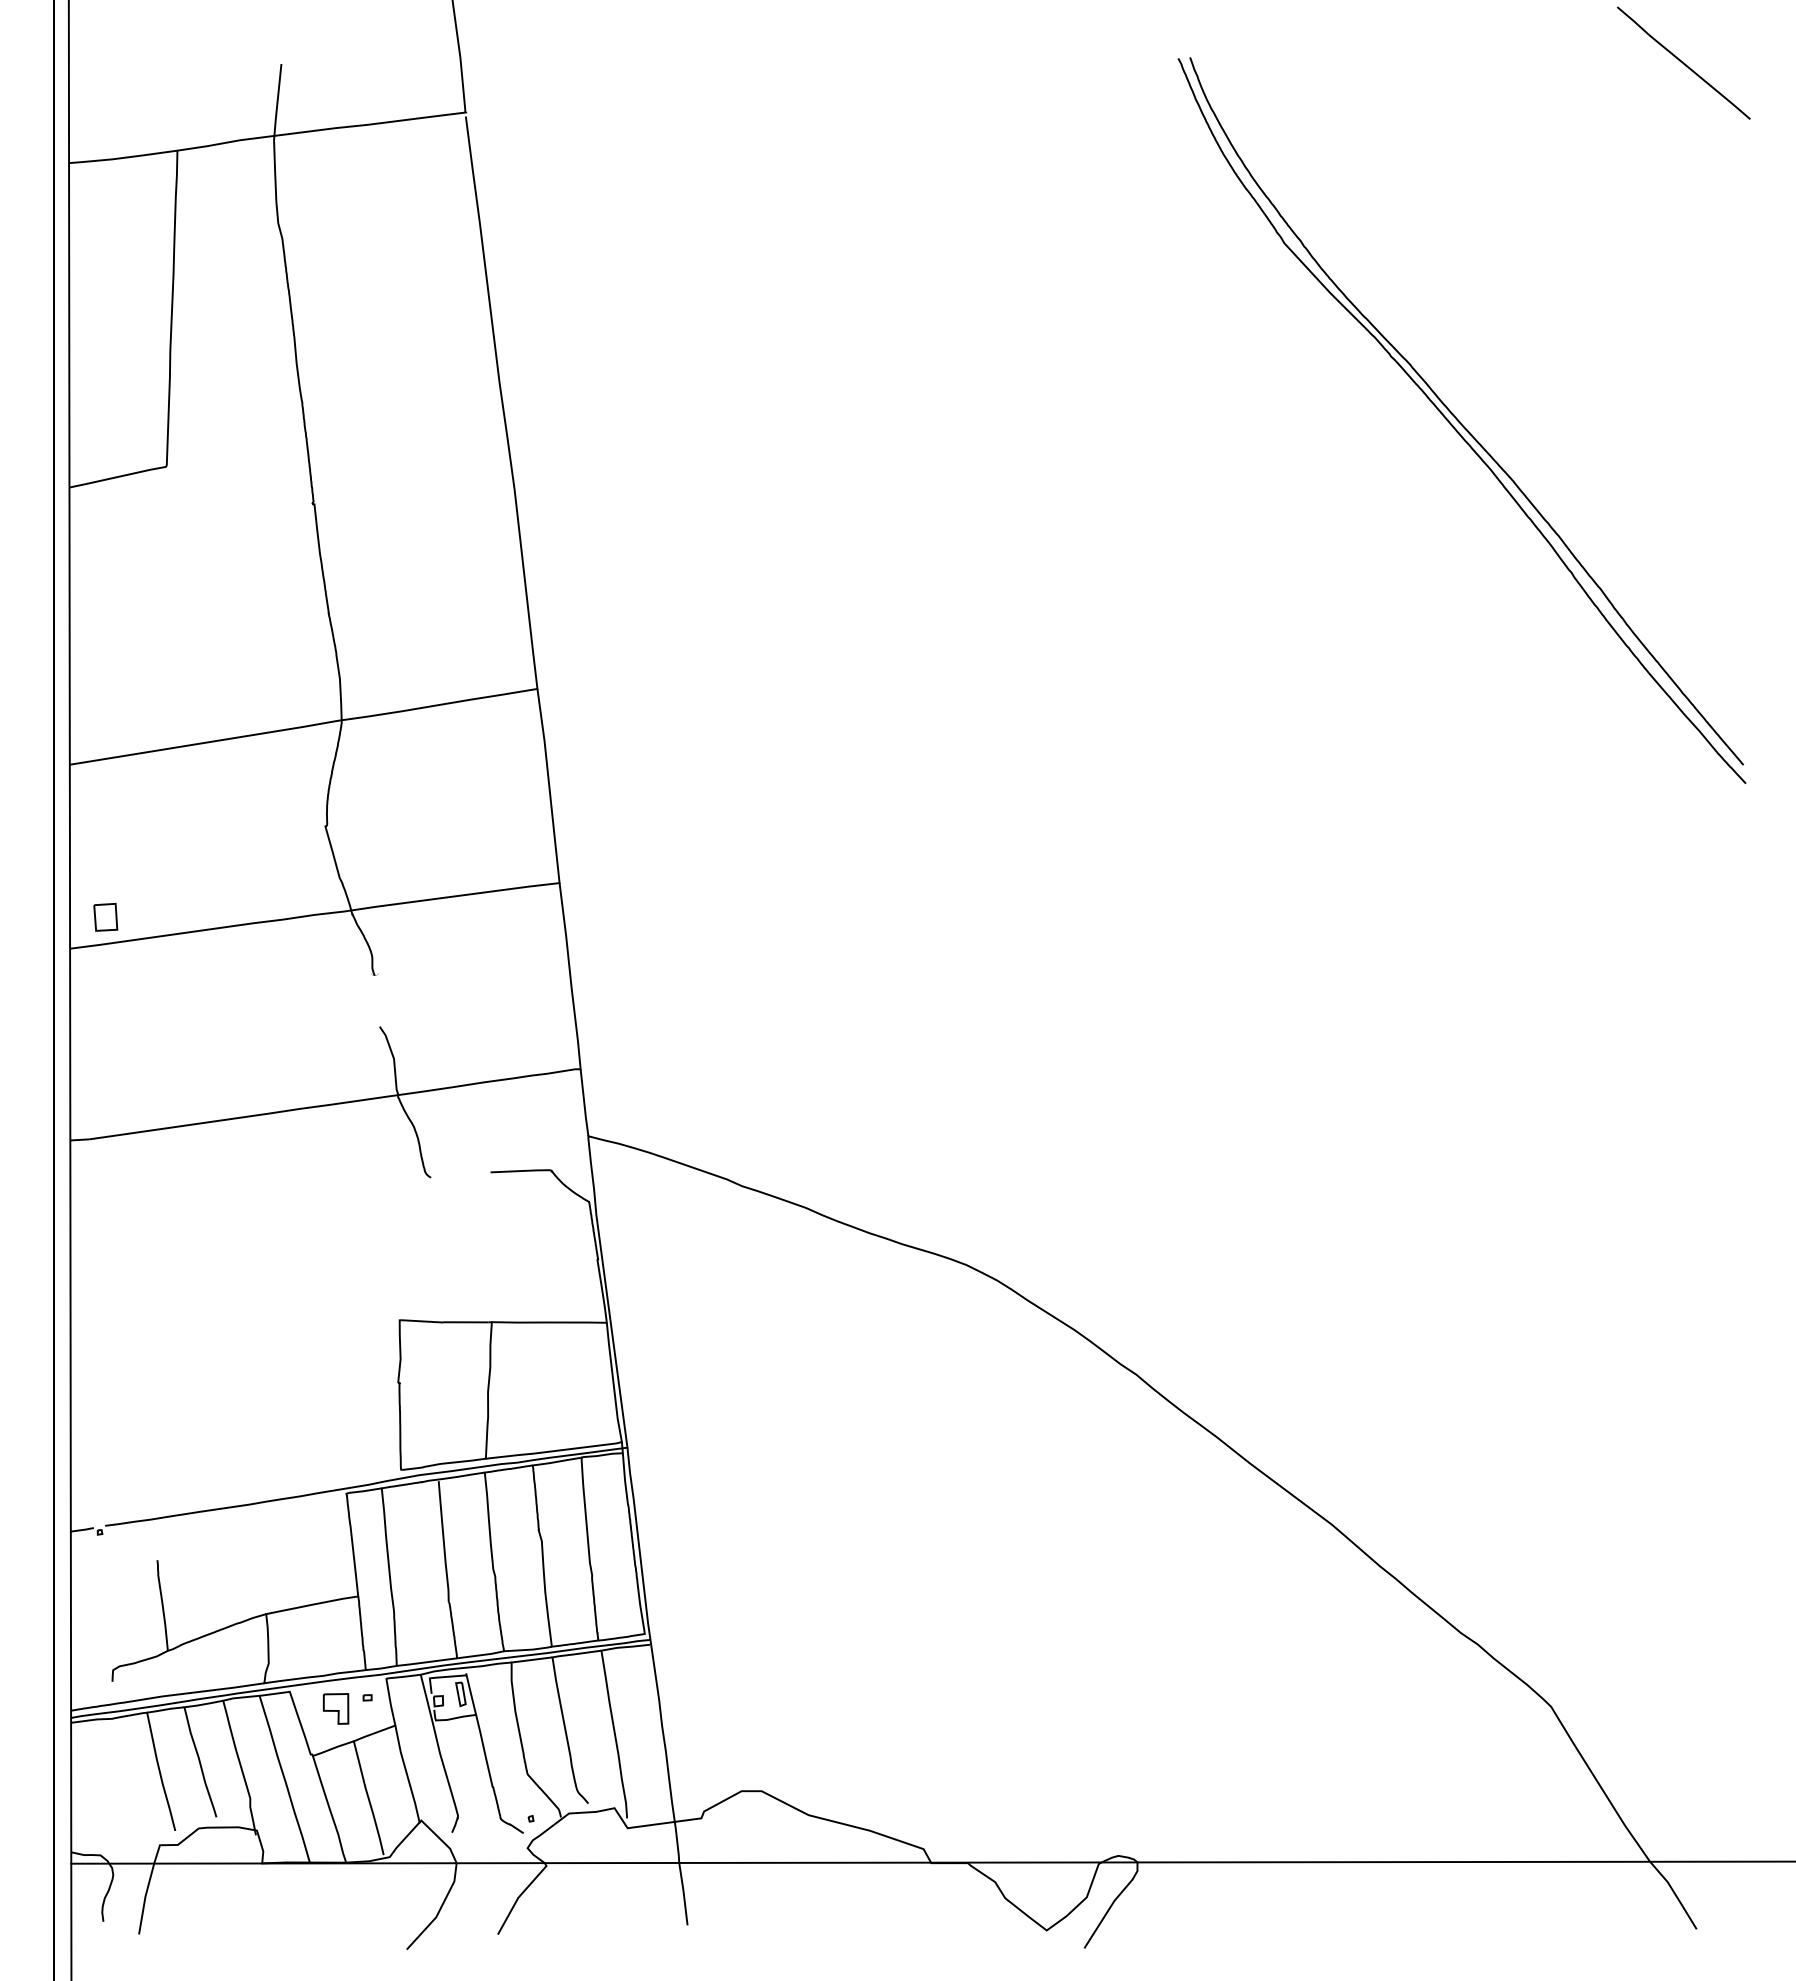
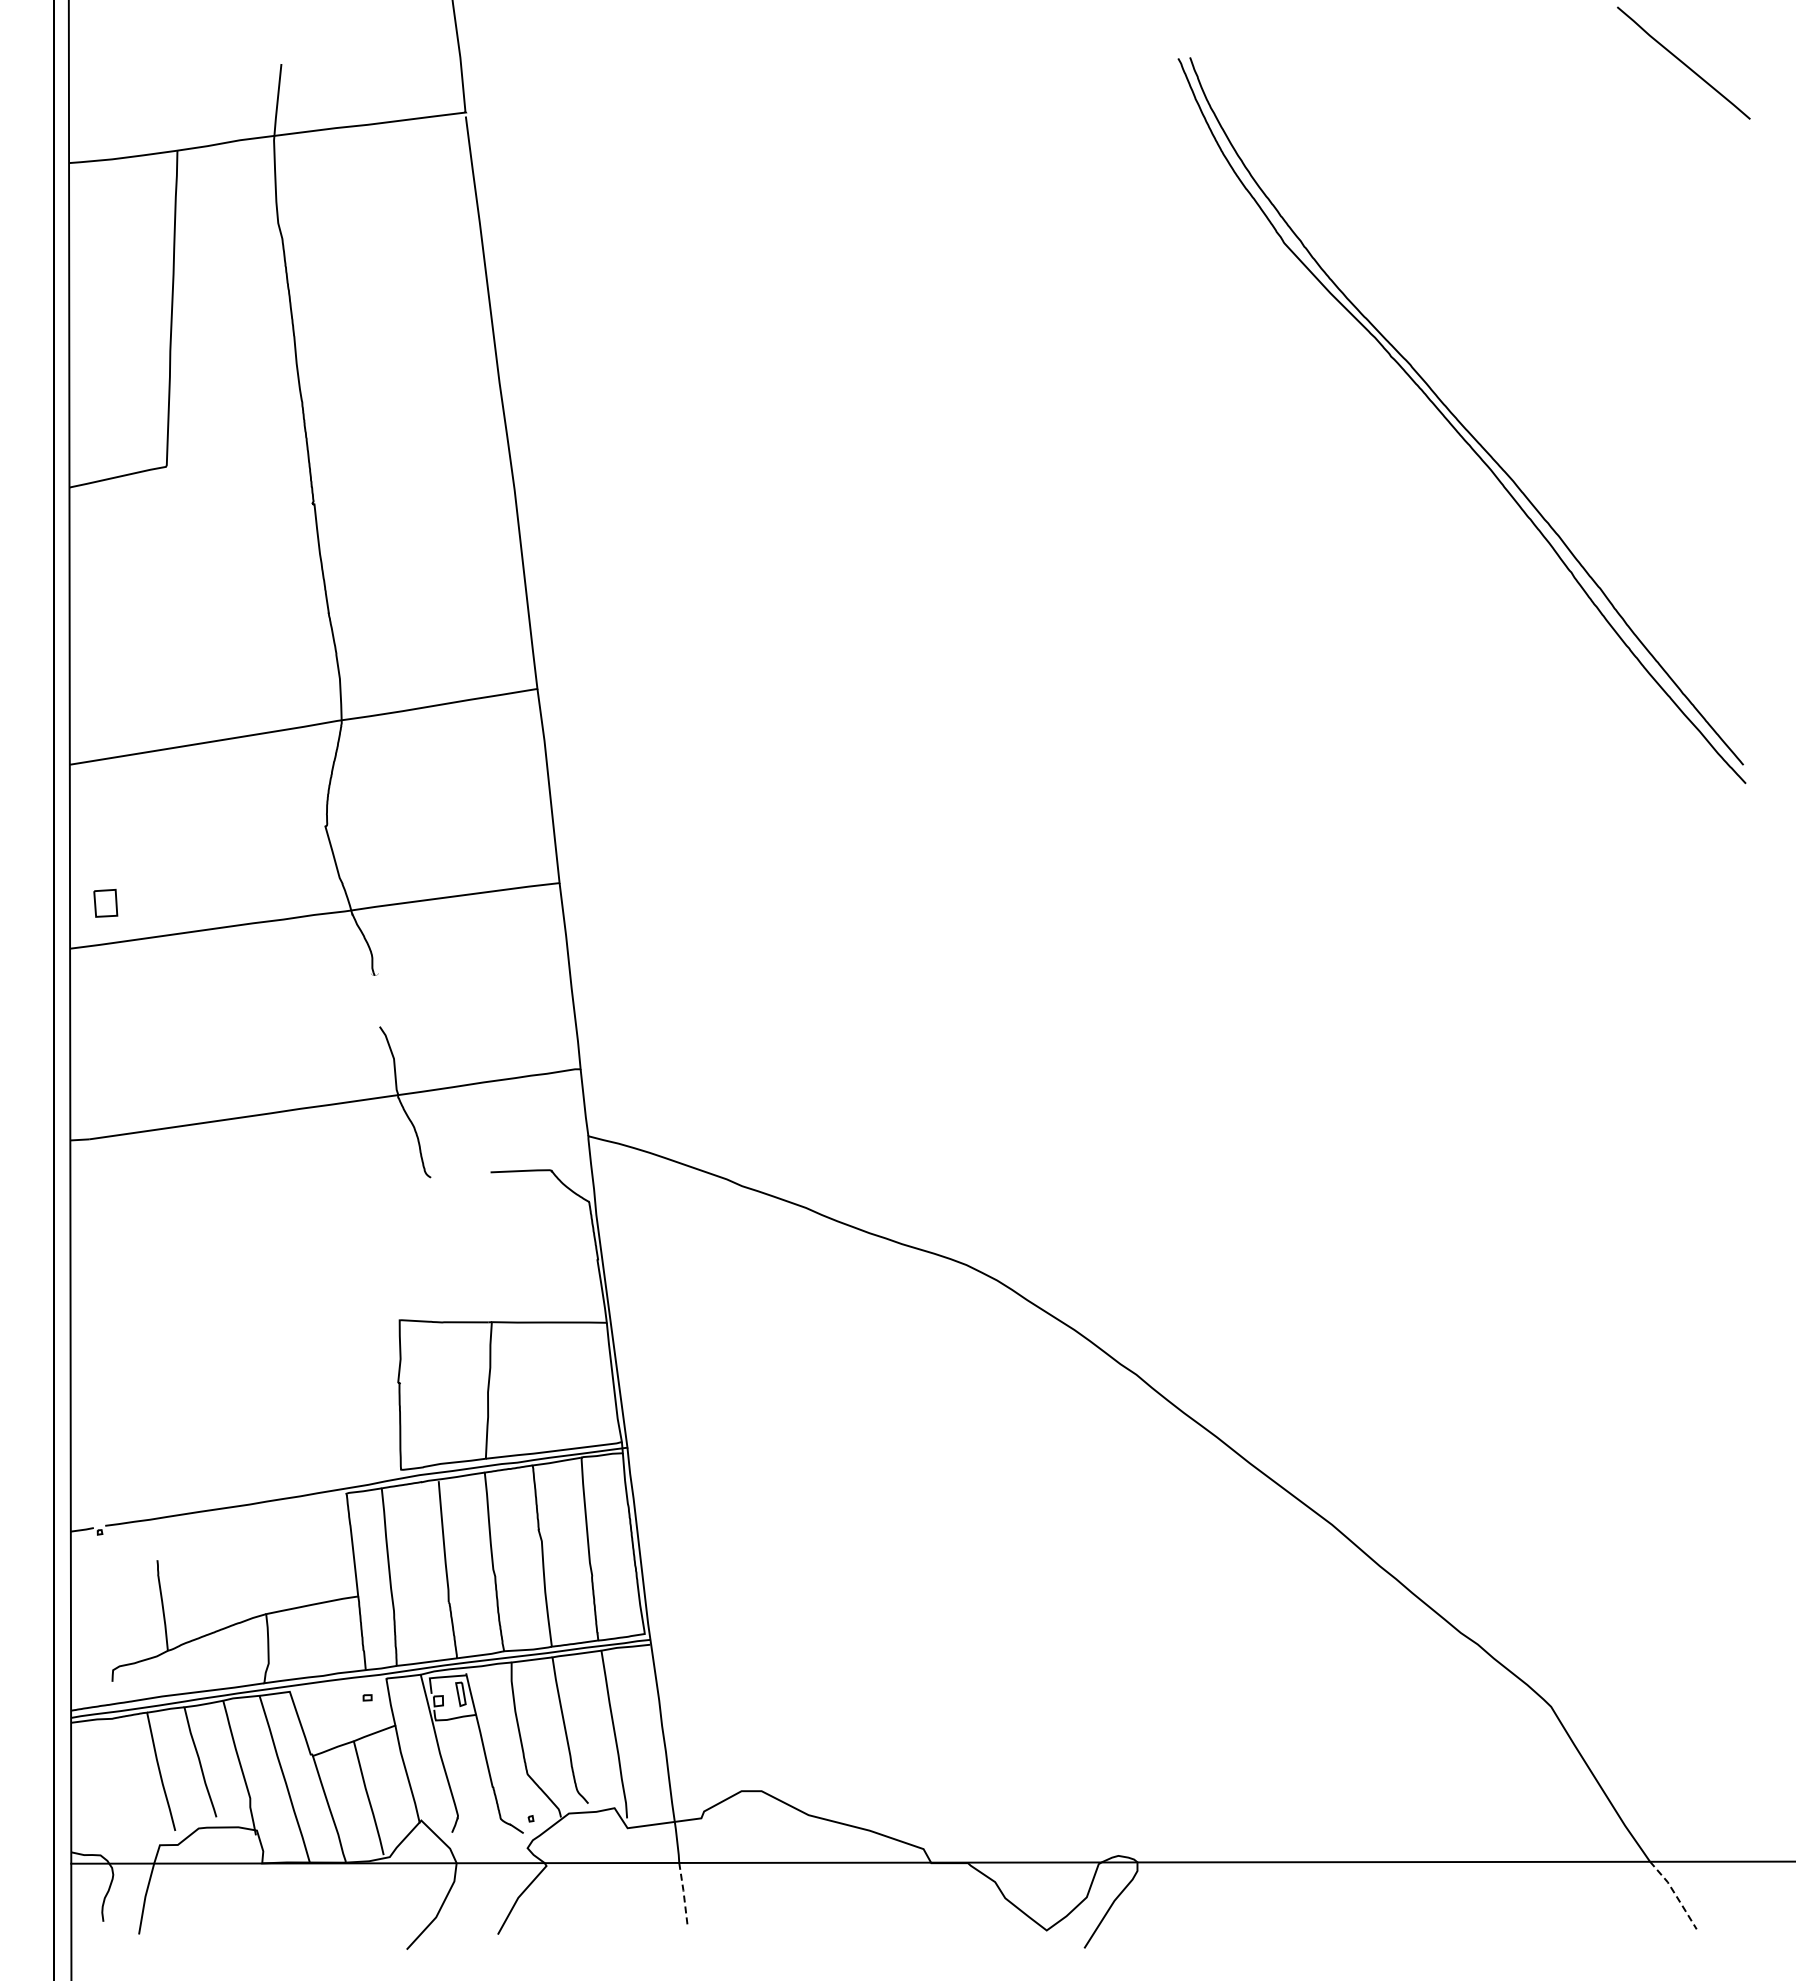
part position: (105, 917) -> (105, 903) (105, 903)
part: present -> none (336, 1708)
line: solid -> dashed (1674, 1893)
line: solid -> dashed (683, 1894)
